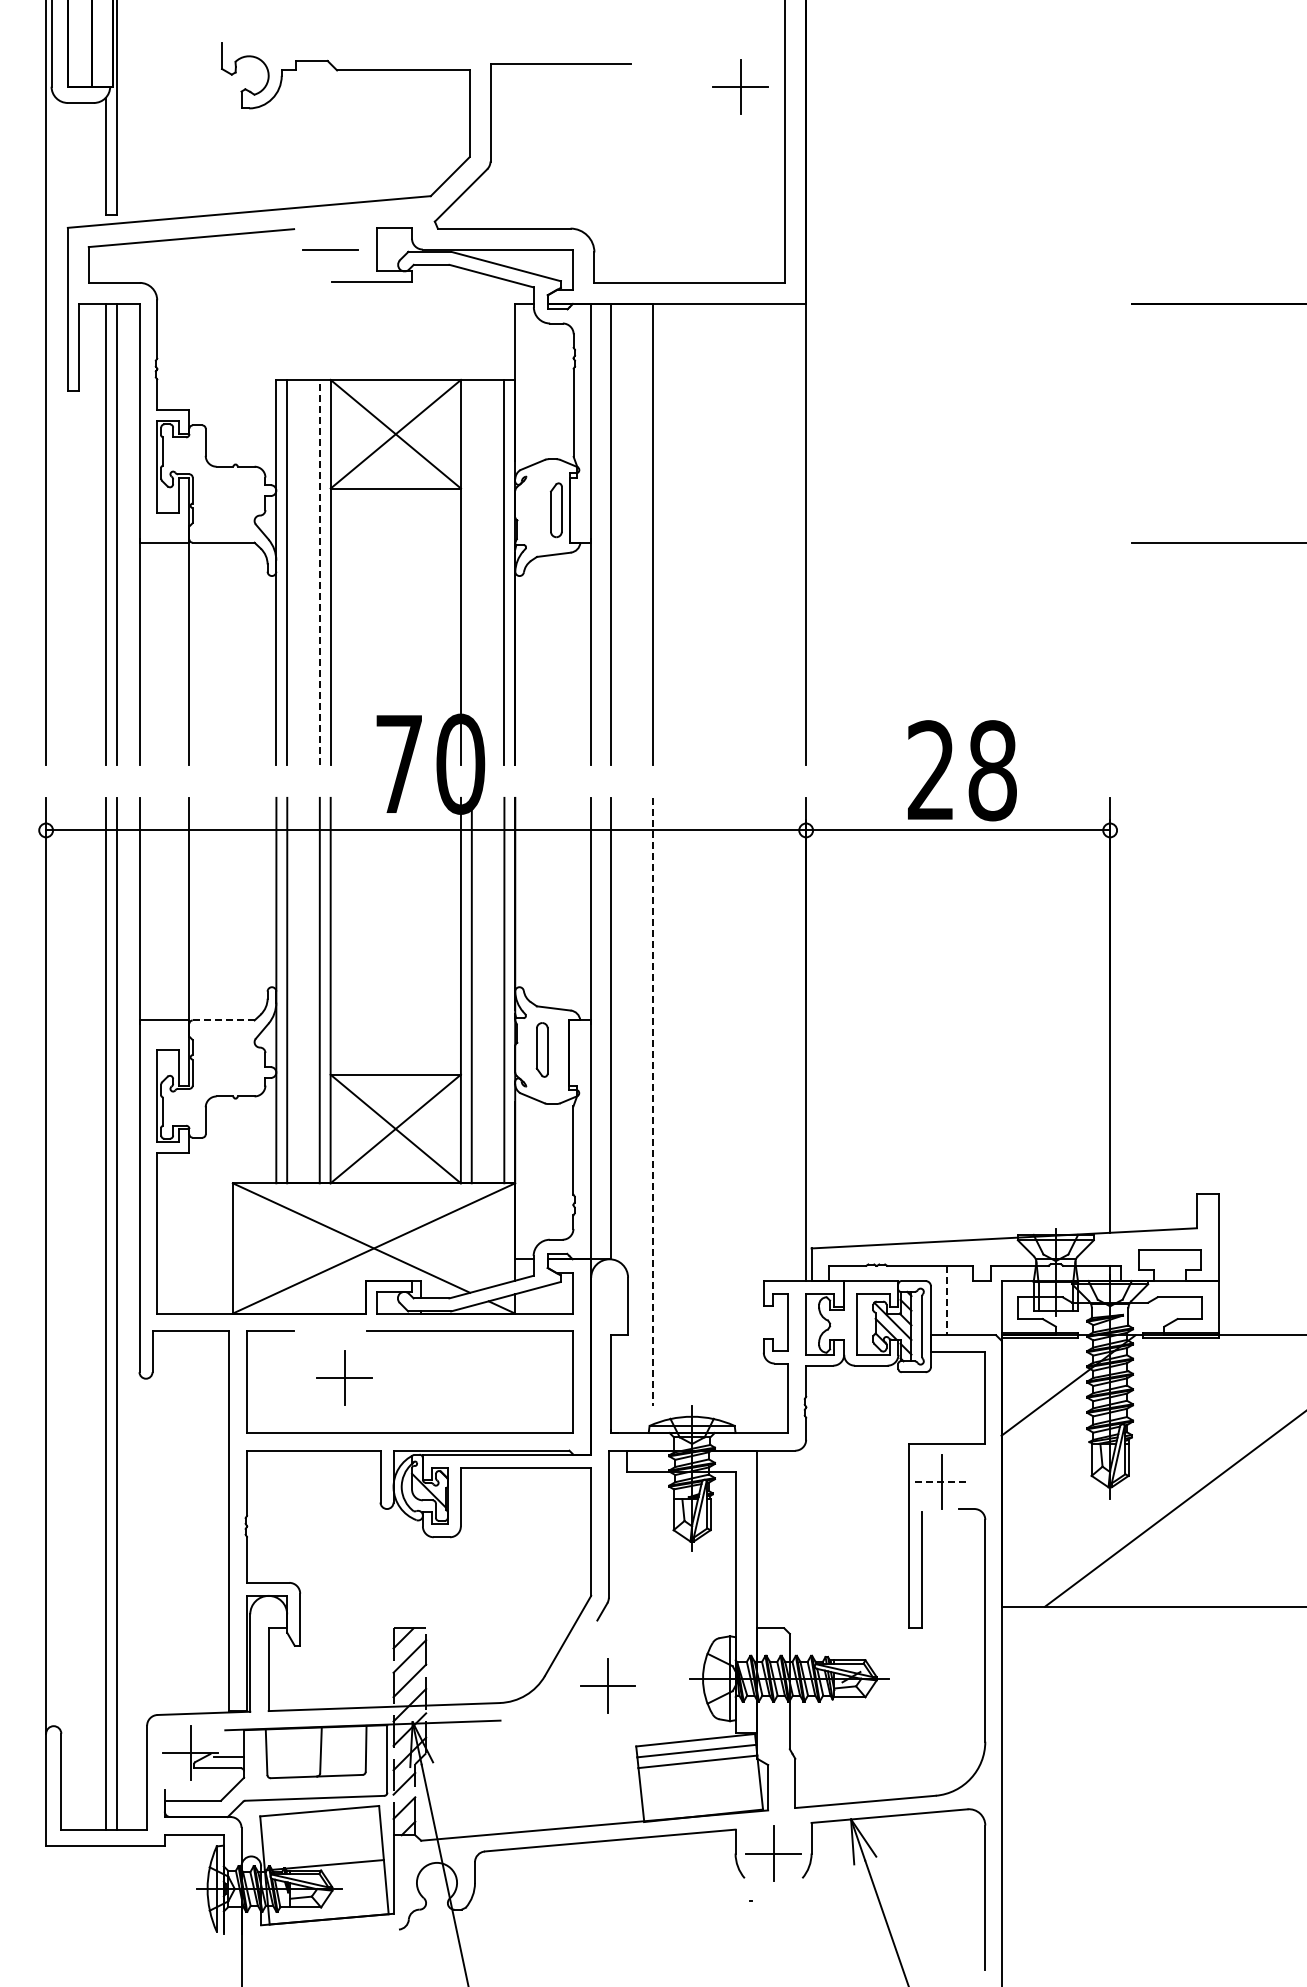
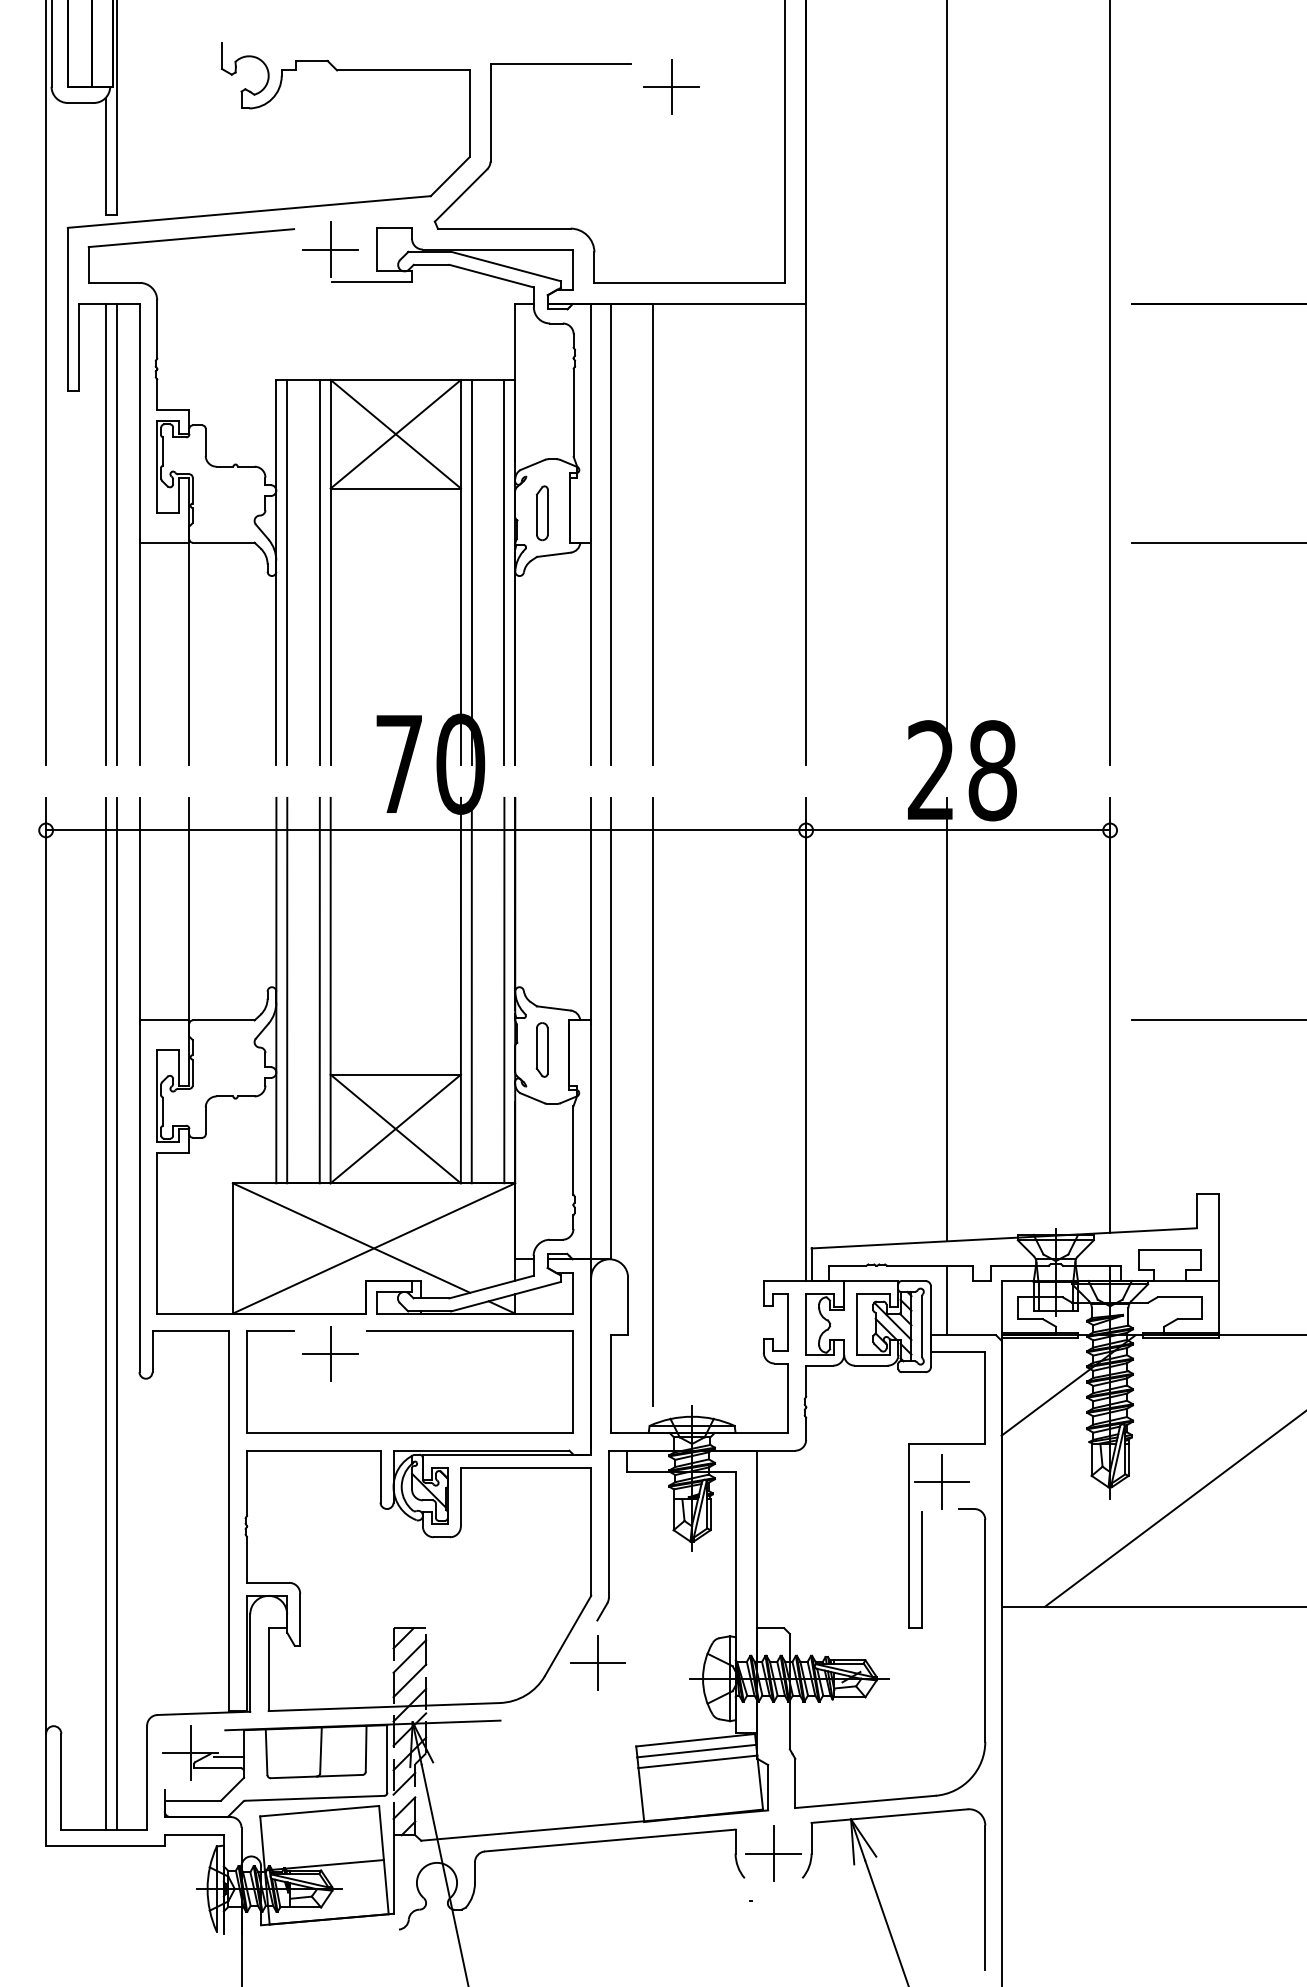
part position: (740, 86) -> (671, 86) (671, 86)
line: none -> present (330, 249)
line: none -> present (947, 383)
line: none -> present (1110, 383)
part position: (556, 510) -> (542, 513) (542, 513)
line: dashed -> solid (319, 572)
line: none -> present (471, 572)
line: none -> present (947, 1019)
line: dashed -> solid (223, 1020)
line: none -> present (1217, 1020)
line: dashed -> solid (653, 1102)
line: dashed -> solid (947, 1300)
part position: (344, 1377) -> (330, 1353) (330, 1353)
line: dashed -> solid (942, 1481)
part position: (607, 1685) -> (597, 1662) (597, 1662)
